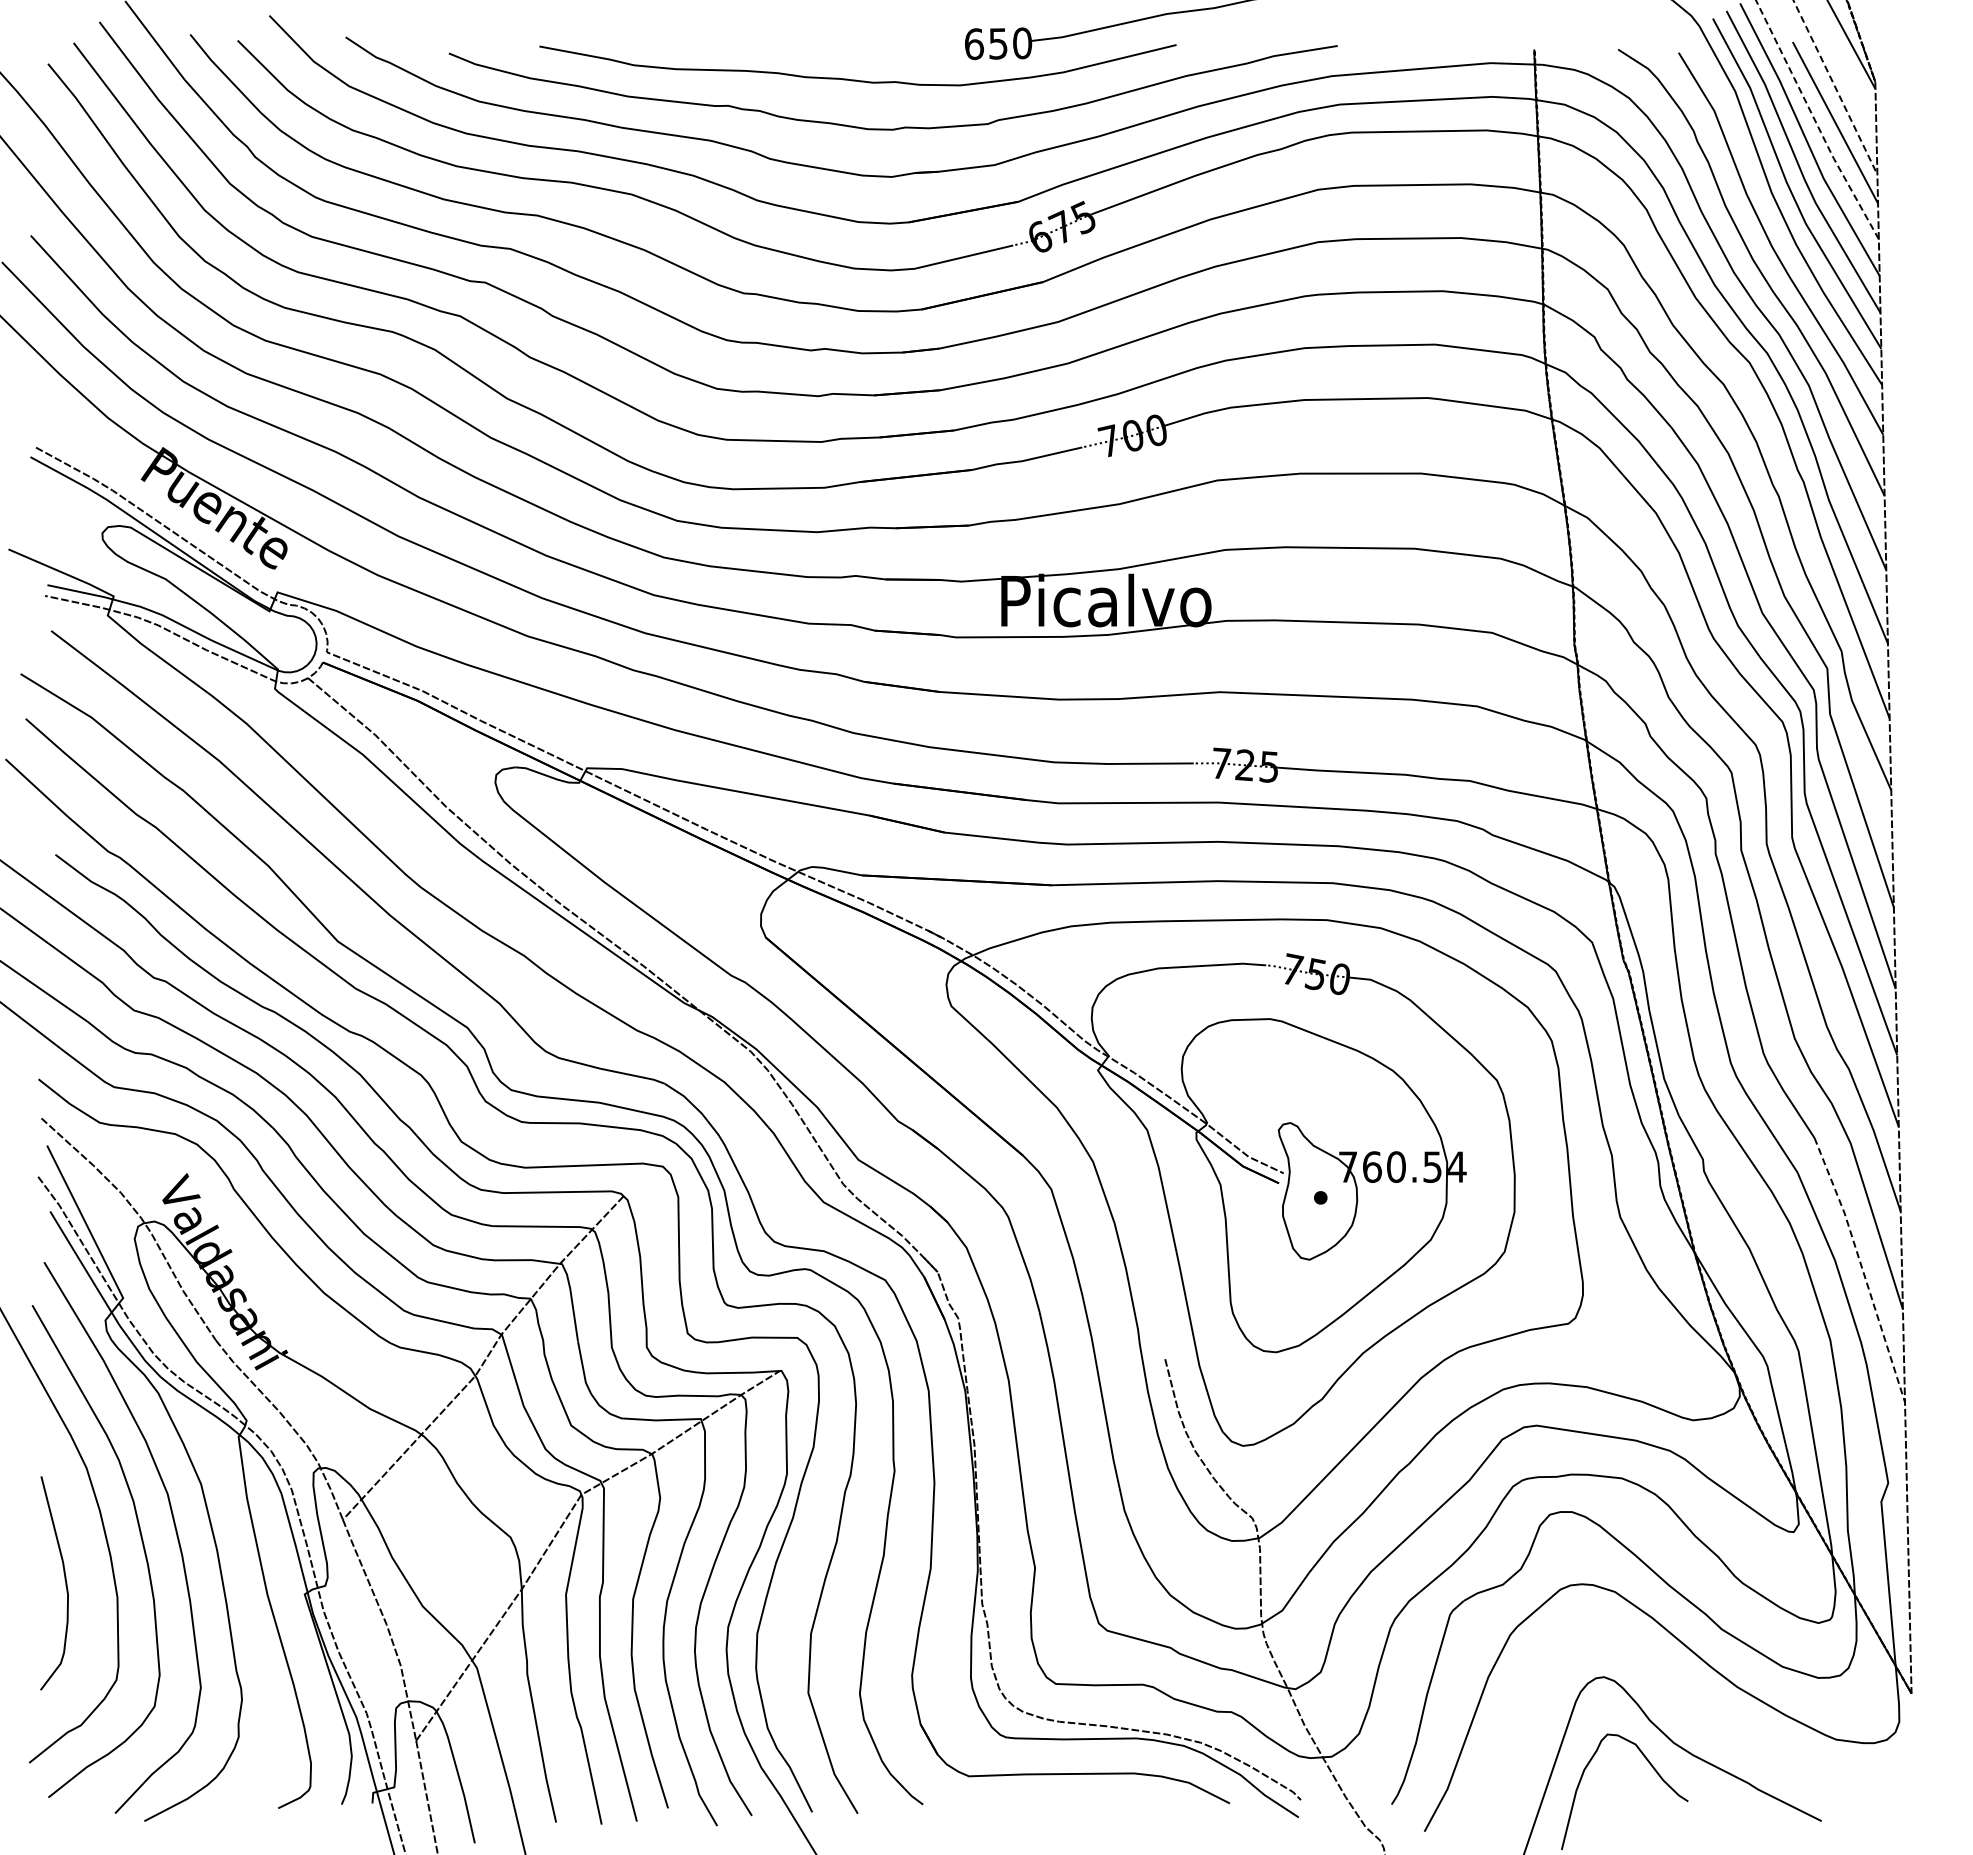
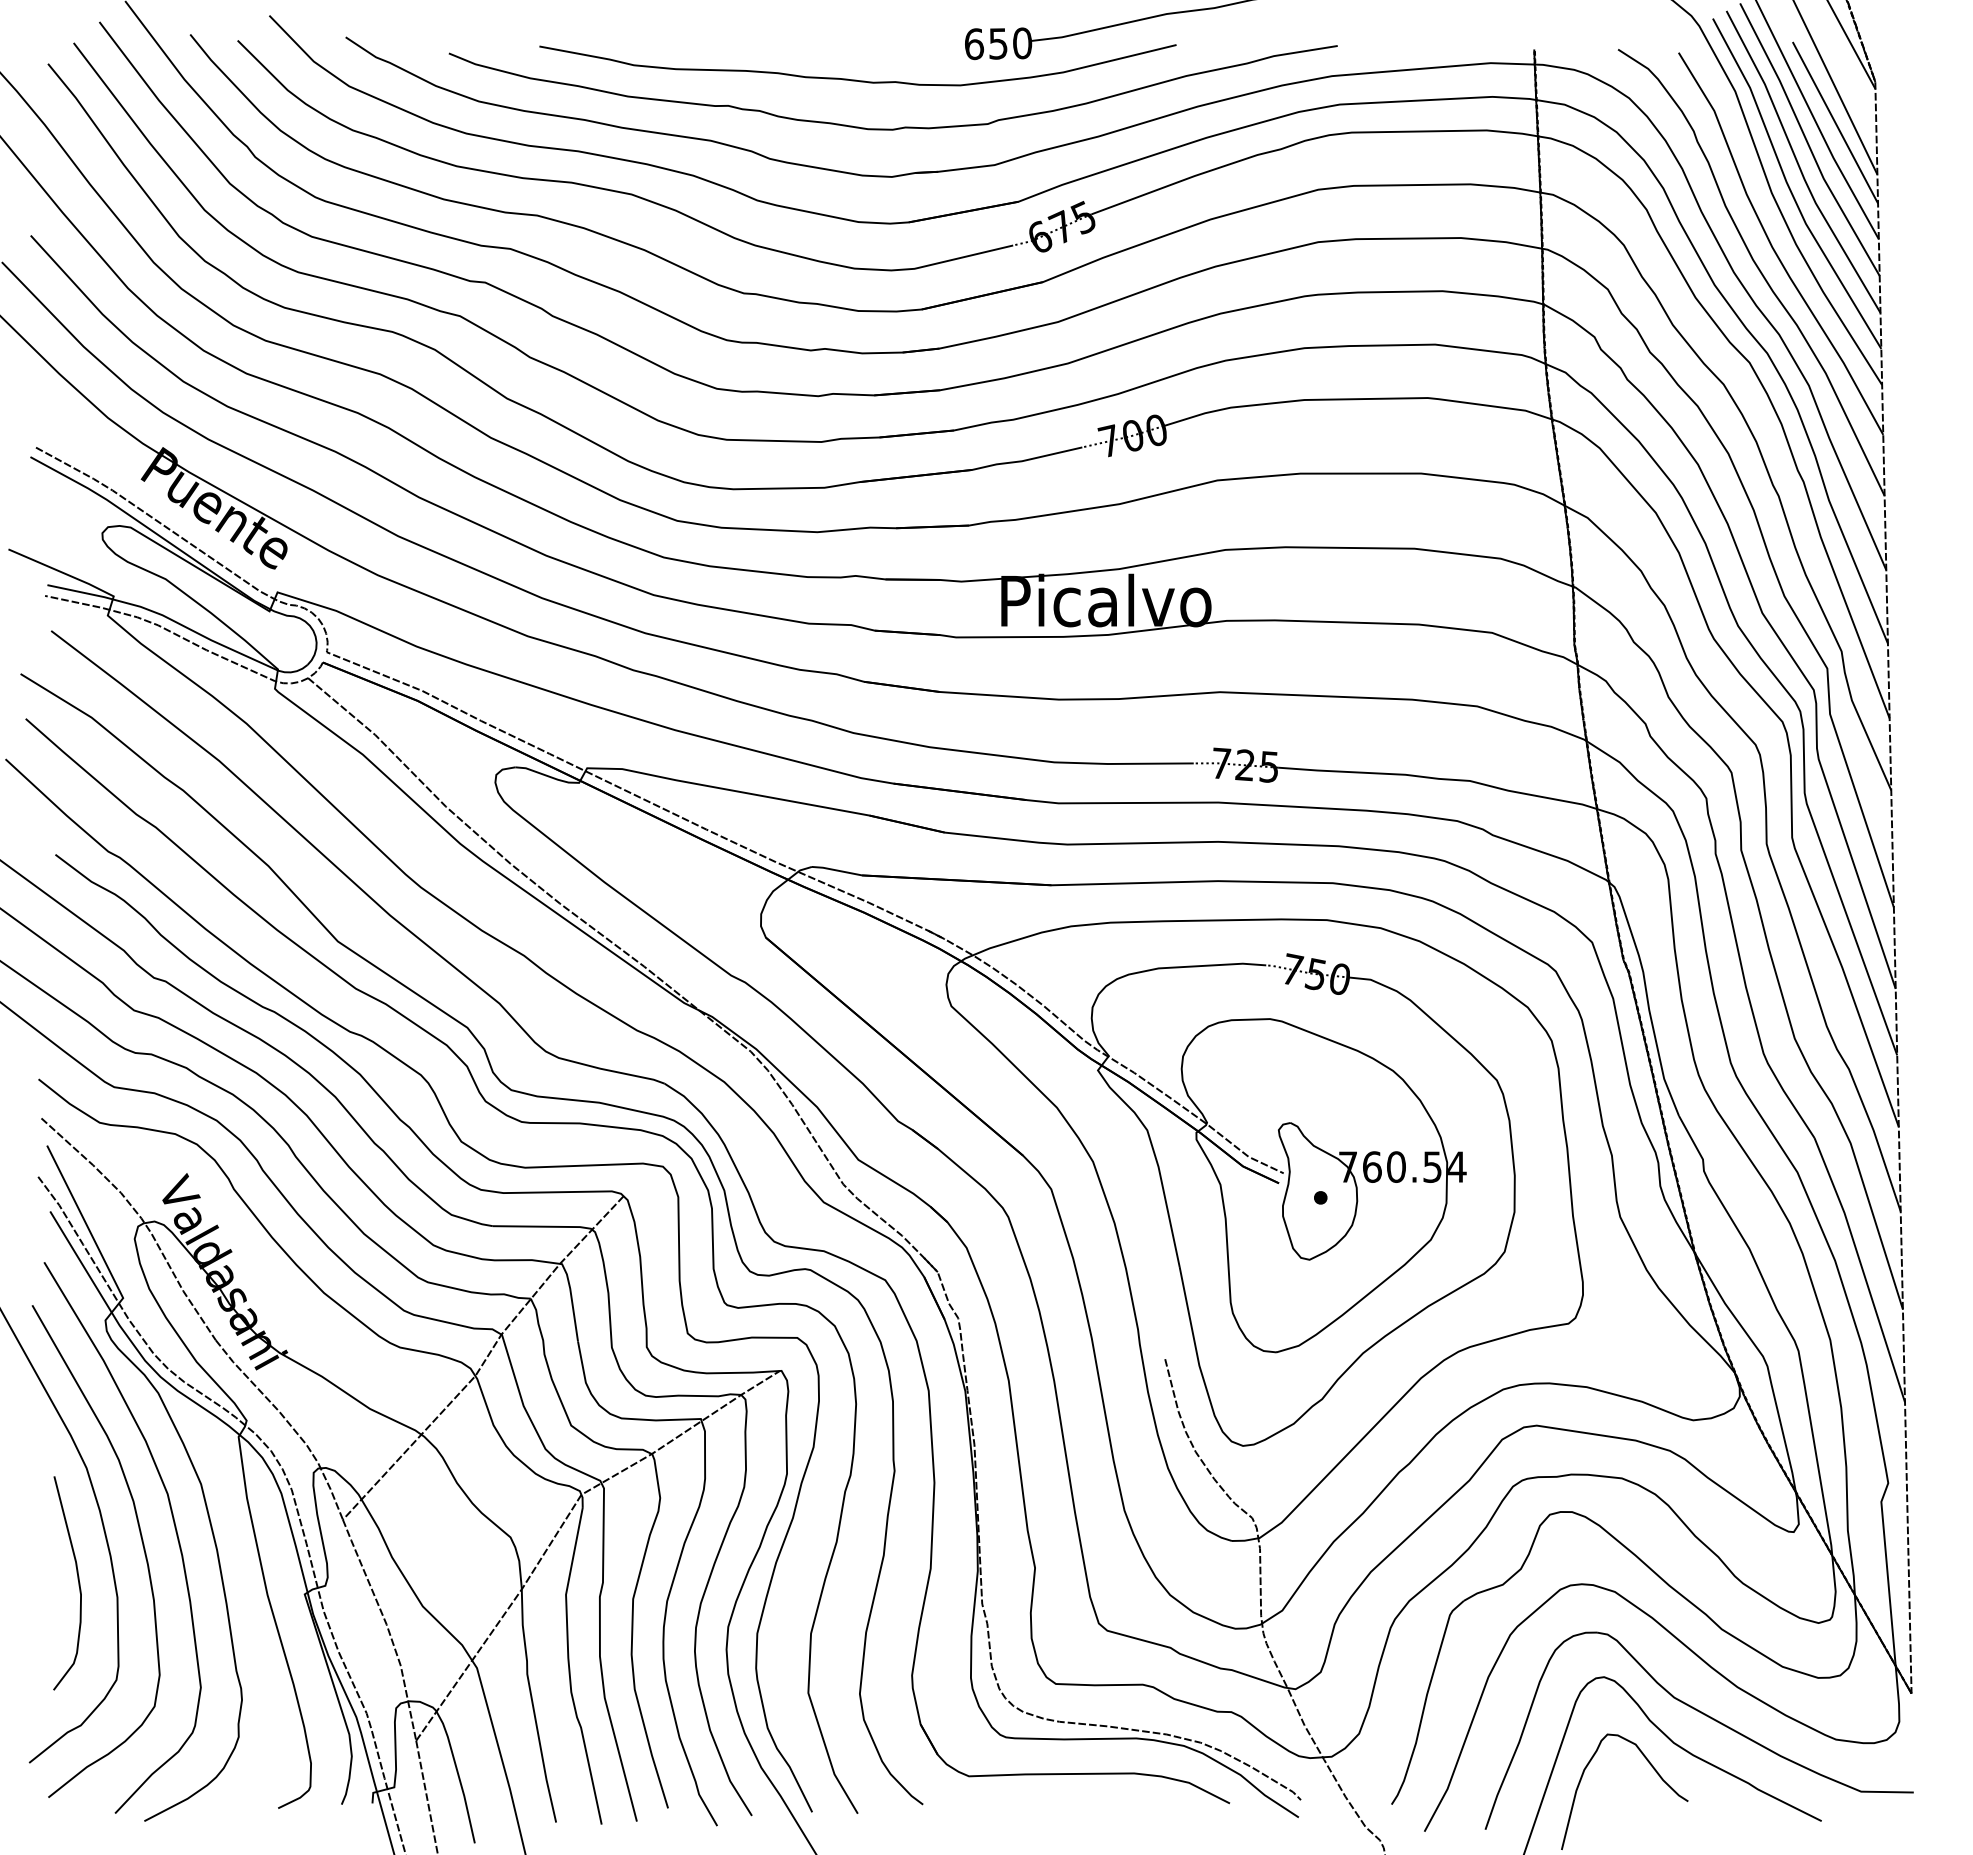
line: dashed -> solid (1835, 87)
line: dashed -> solid (1815, 121)
line: dashed -> solid (1862, 1269)
curve position: (64, 1579) -> (77, 1579) (77, 1579)
part: none -> present (1706, 1716)
